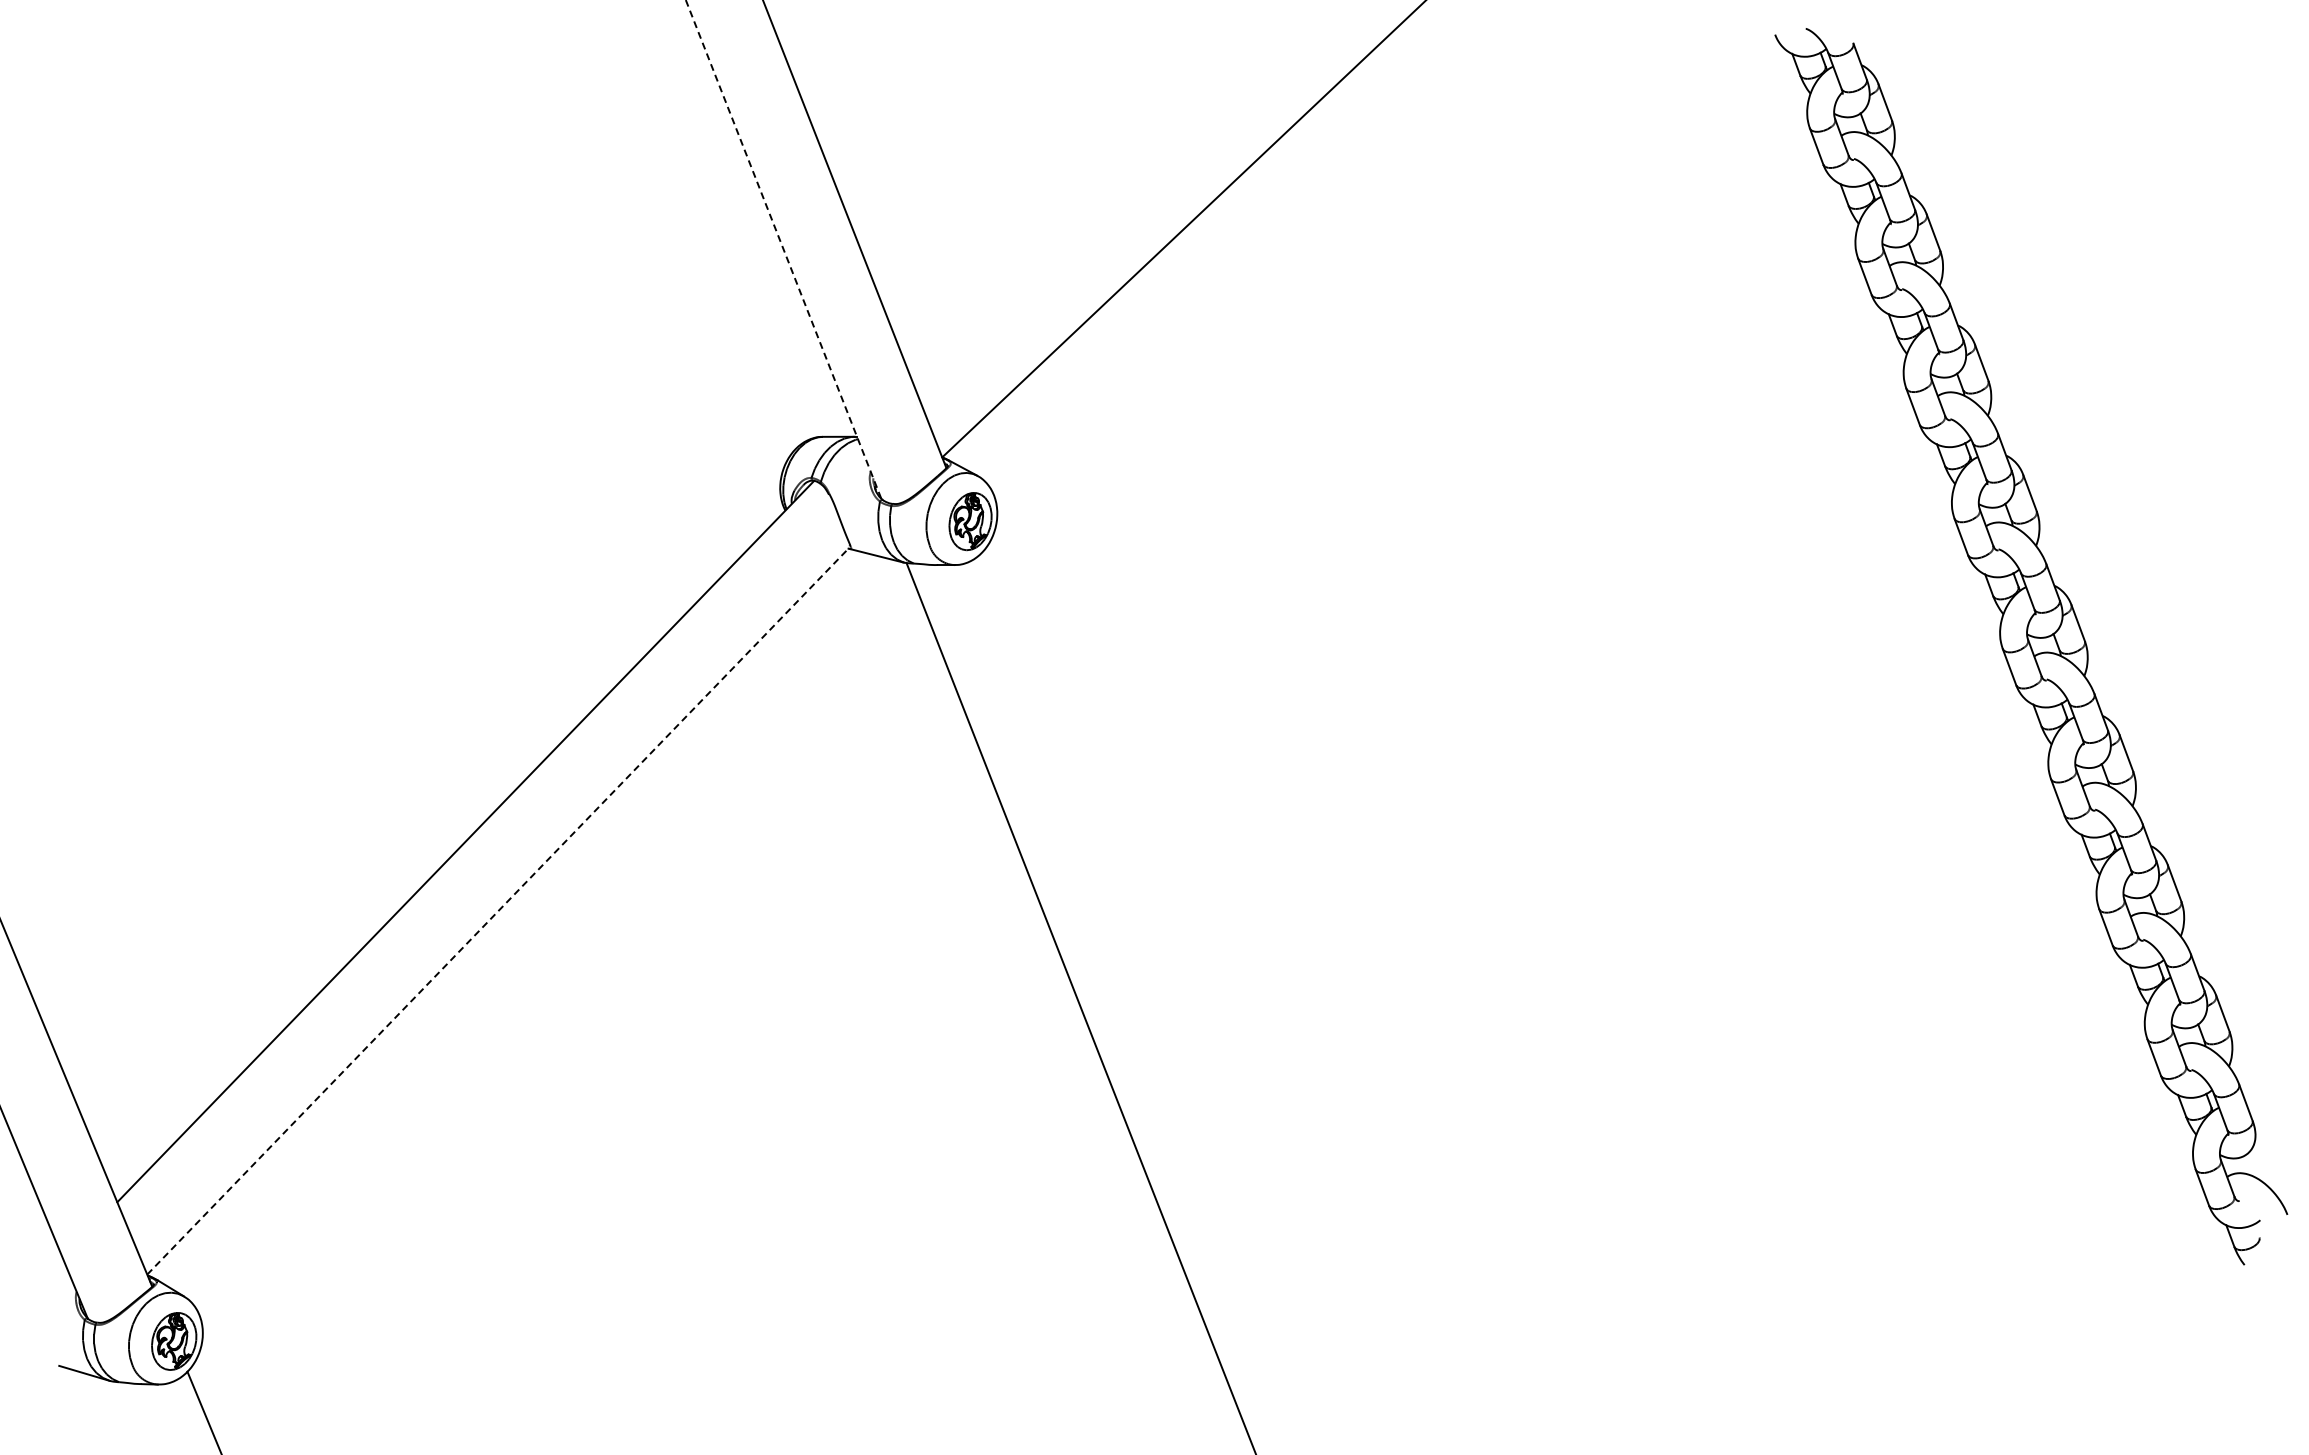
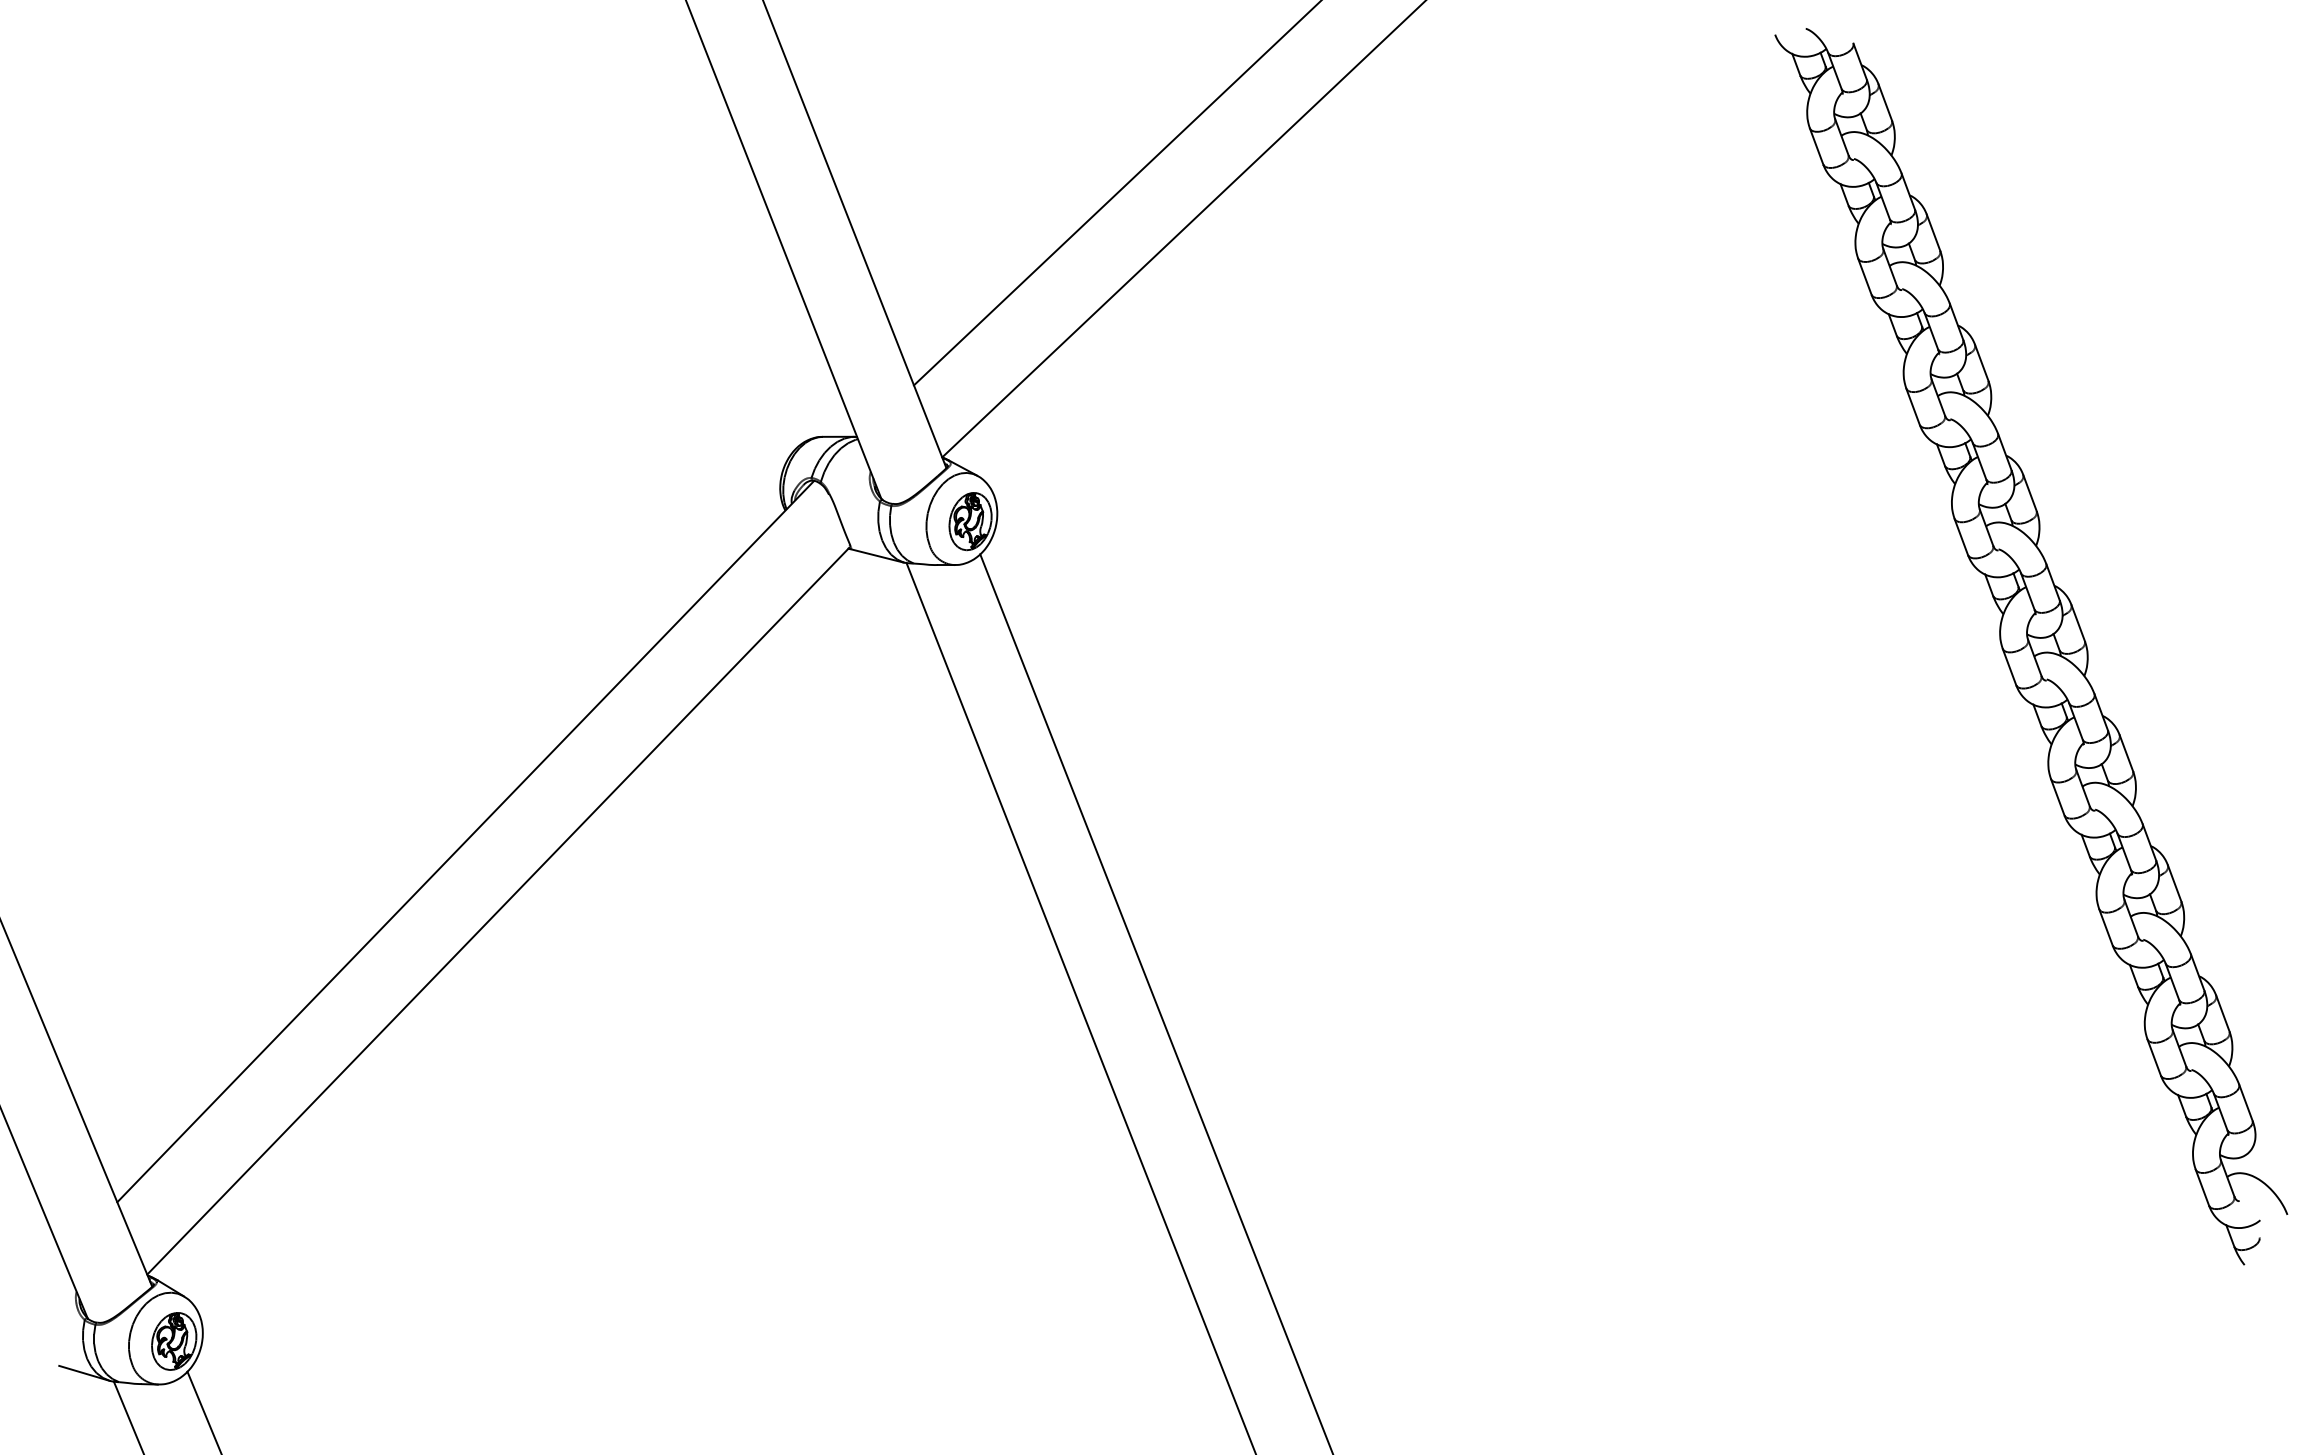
line: none -> present (1116, 193)
line: dashed -> solid (784, 250)
line: dashed -> solid (498, 910)
line: none -> present (1155, 1002)
line: none -> present (127, 1416)
